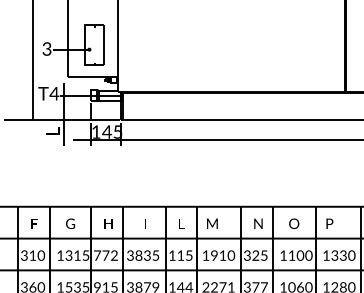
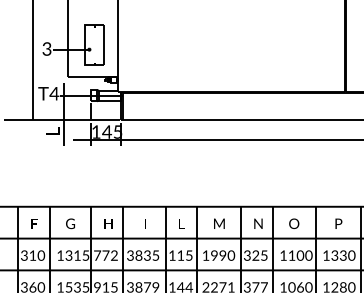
text position: (212, 223) -> (219, 223) (219, 223)
text position: (329, 223) -> (338, 223) (338, 223)
text: 1910 -> 1990 (222, 255)
